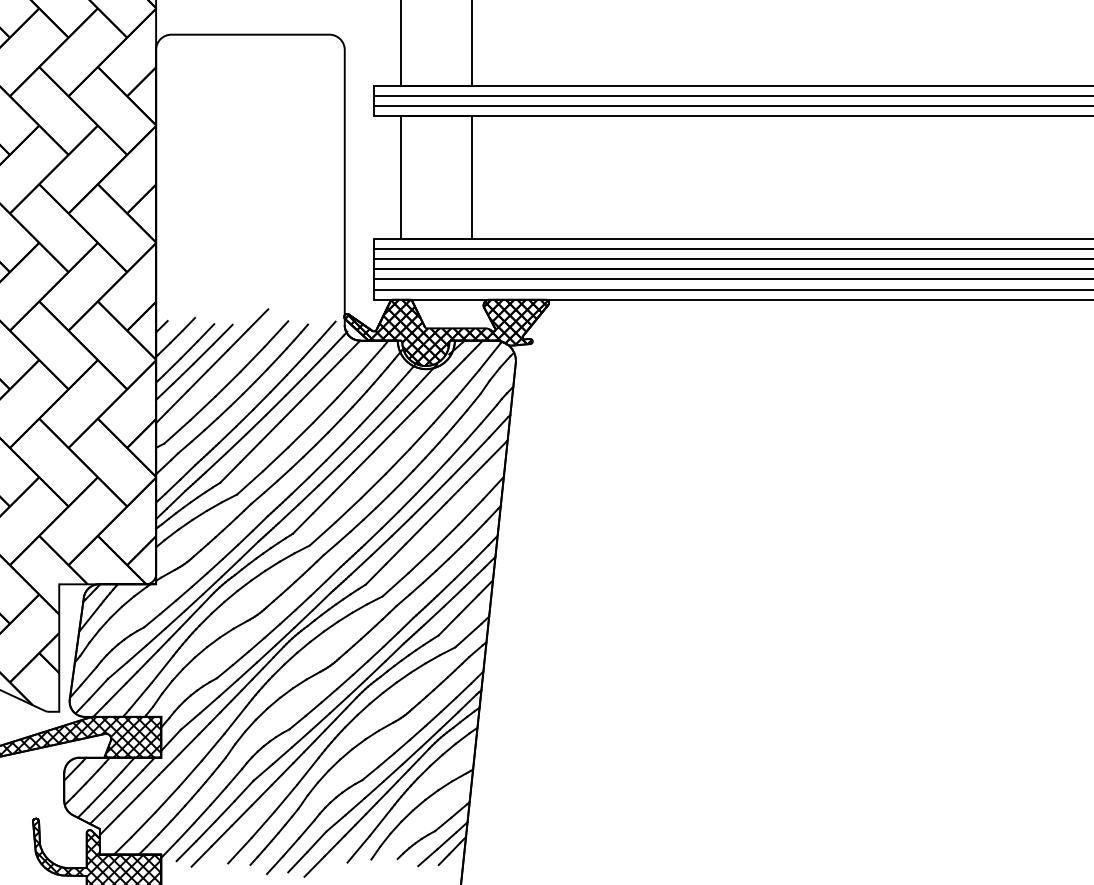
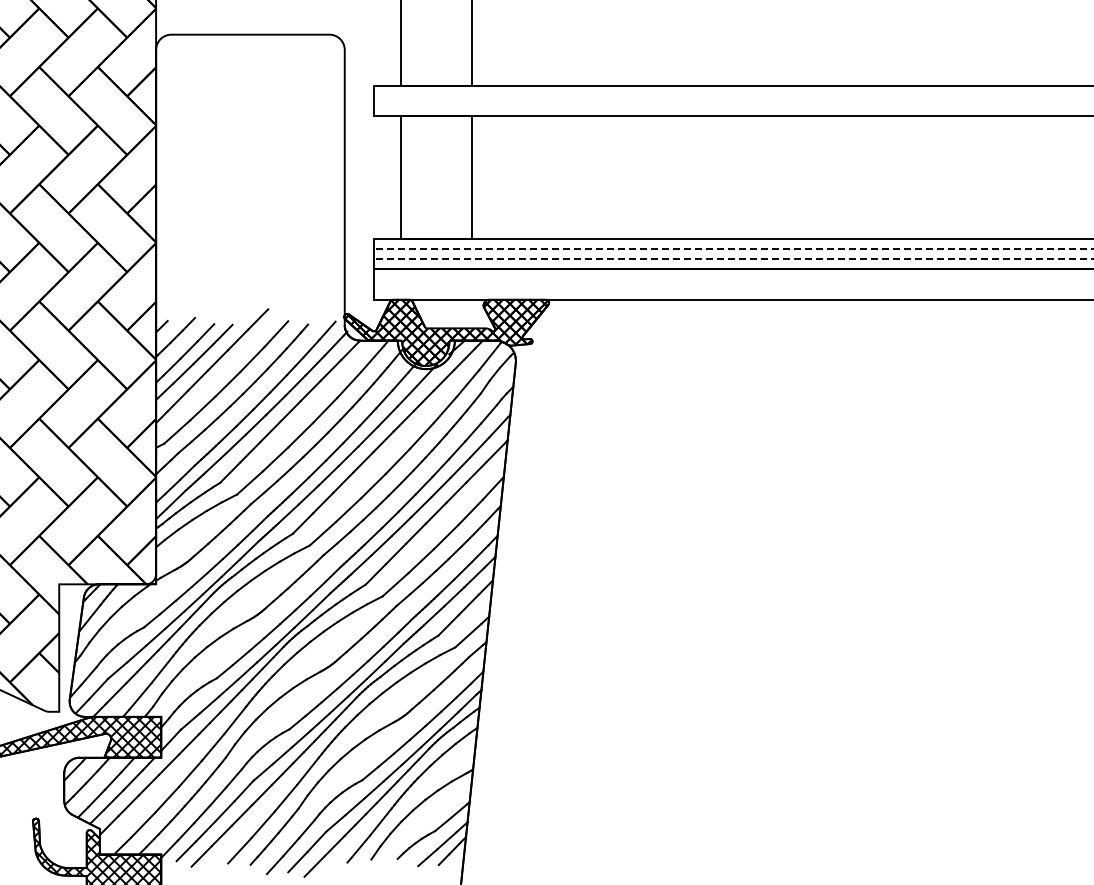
line: present -> none (732, 95)
line: present -> none (732, 106)
line: solid -> dashed (733, 248)
line: solid -> dashed (733, 259)
line: present -> none (732, 279)
line: present -> none (732, 289)
